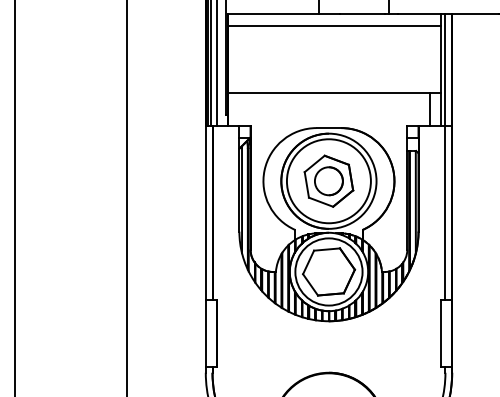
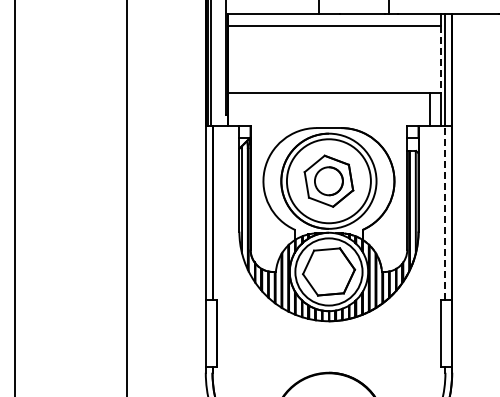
line: solid -> dashed (440, 59)
line: present -> none (216, 64)
line: solid -> dashed (445, 213)
